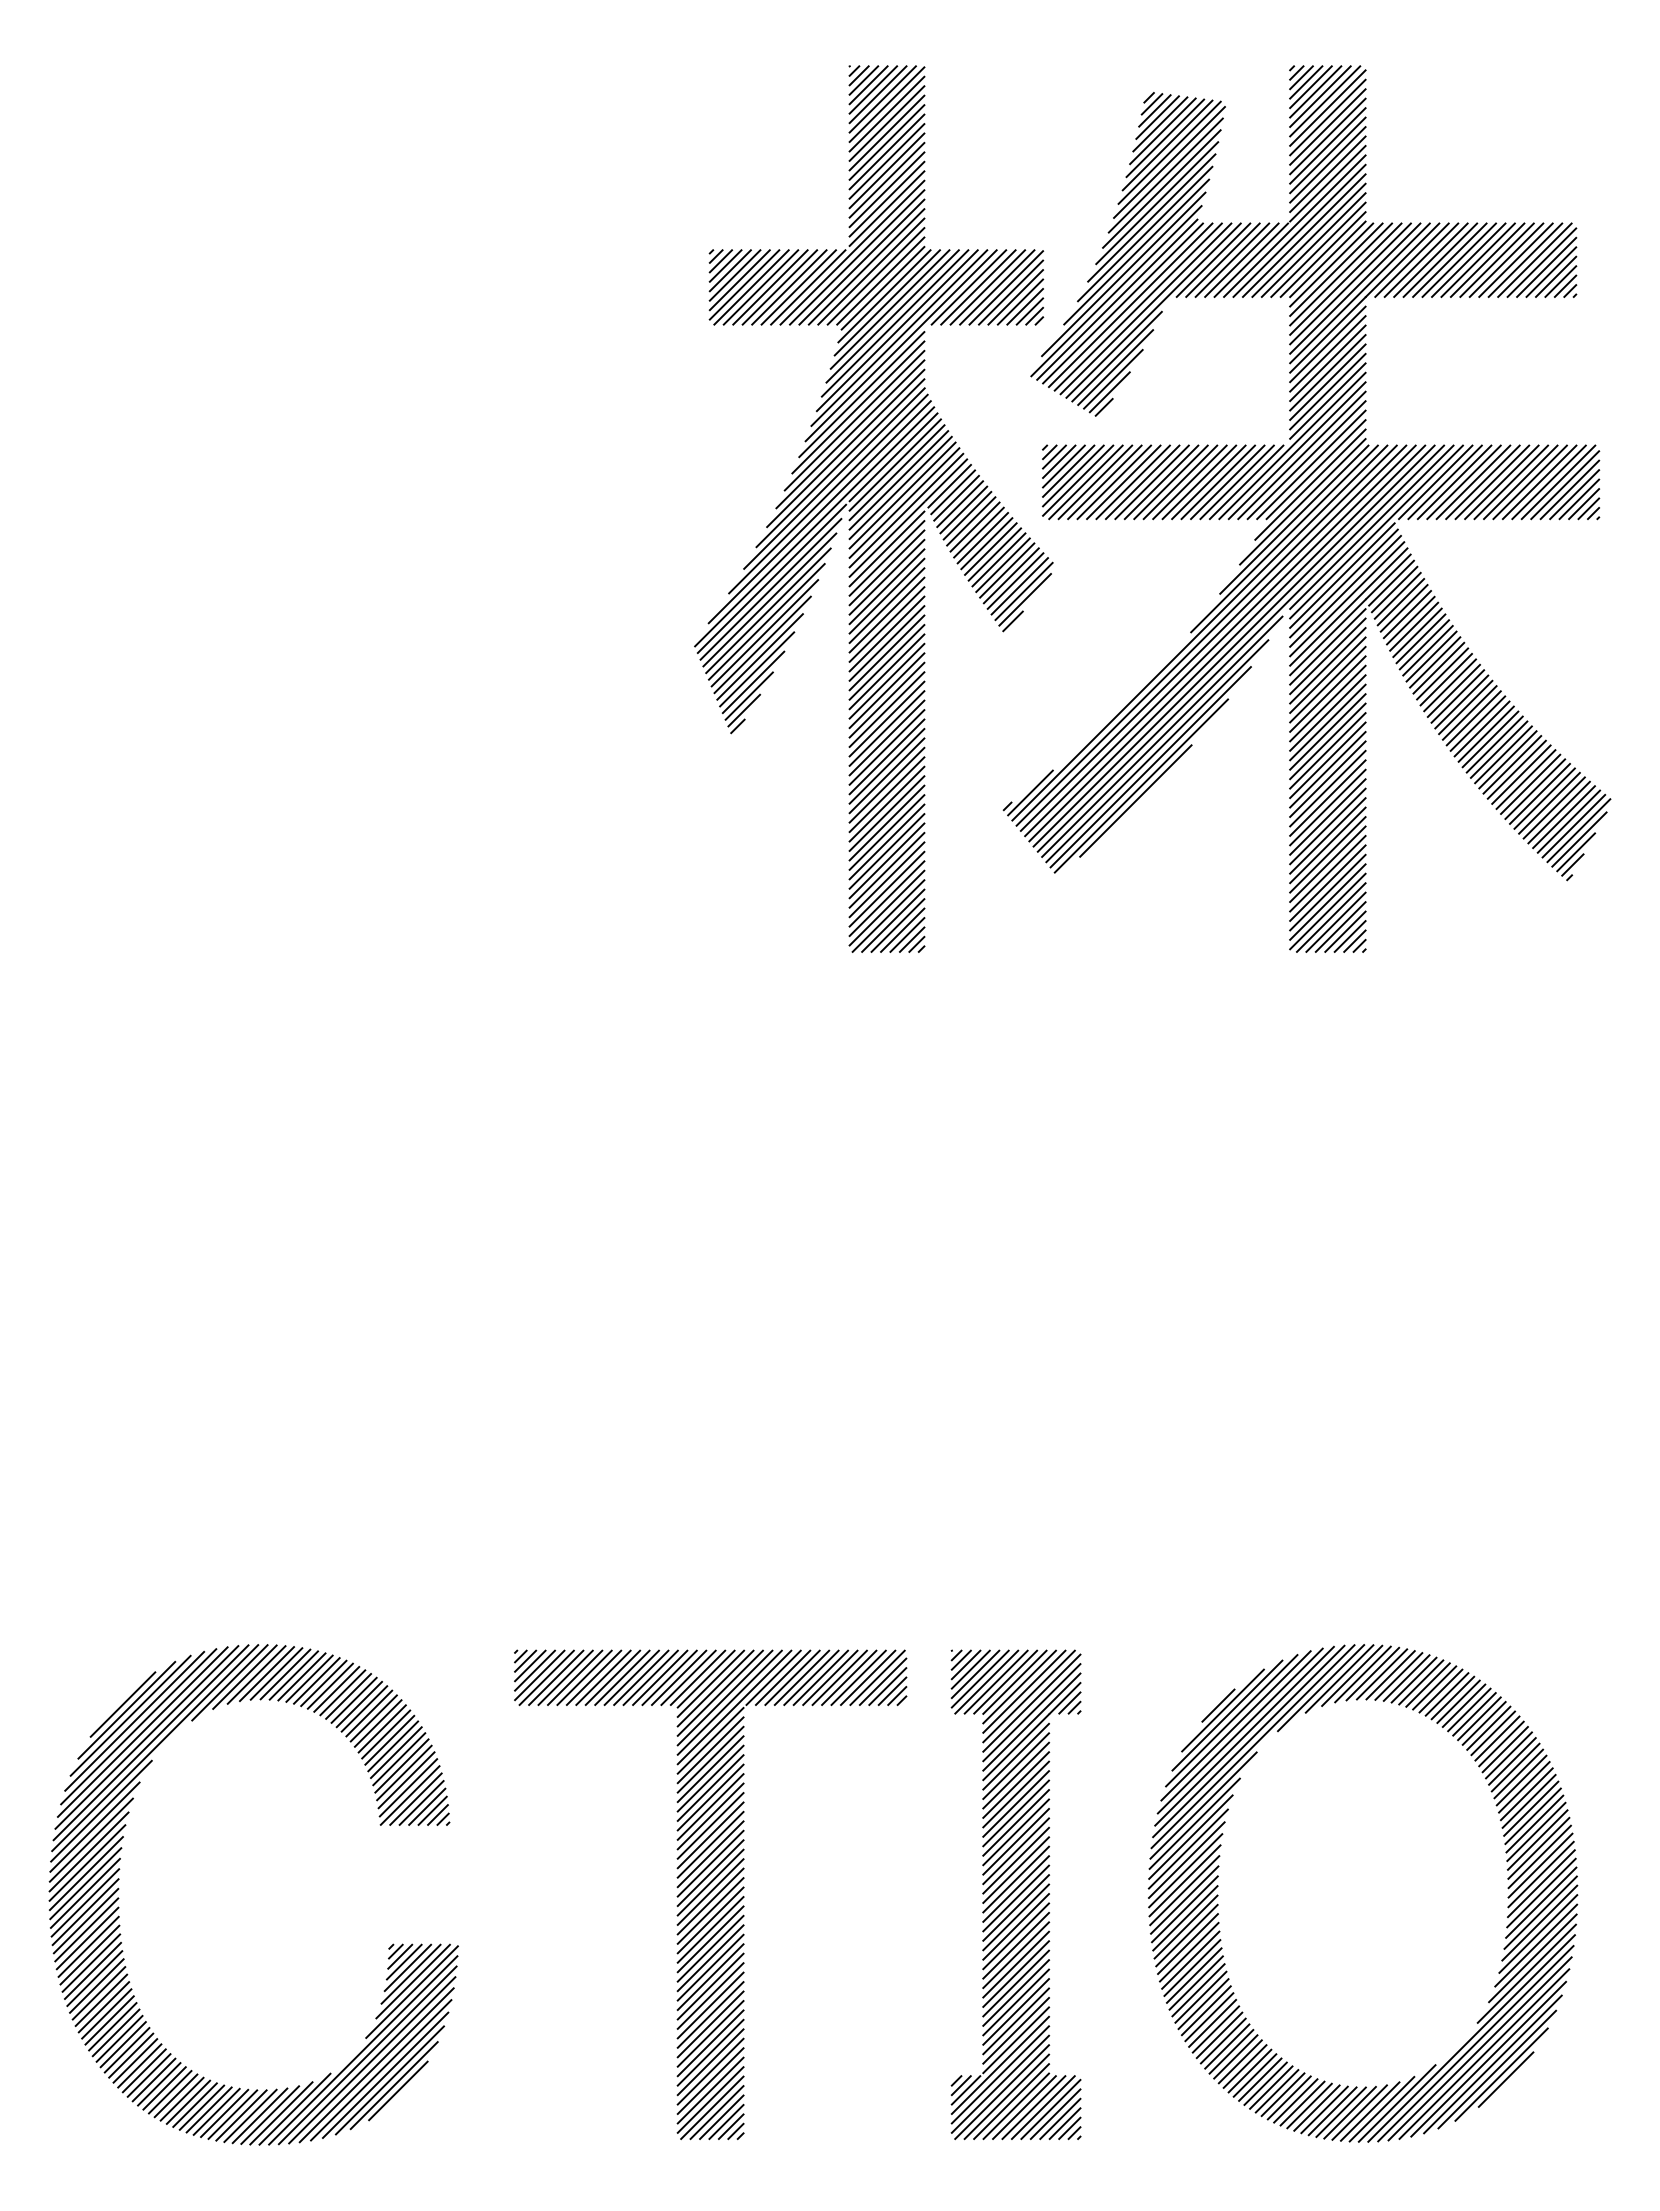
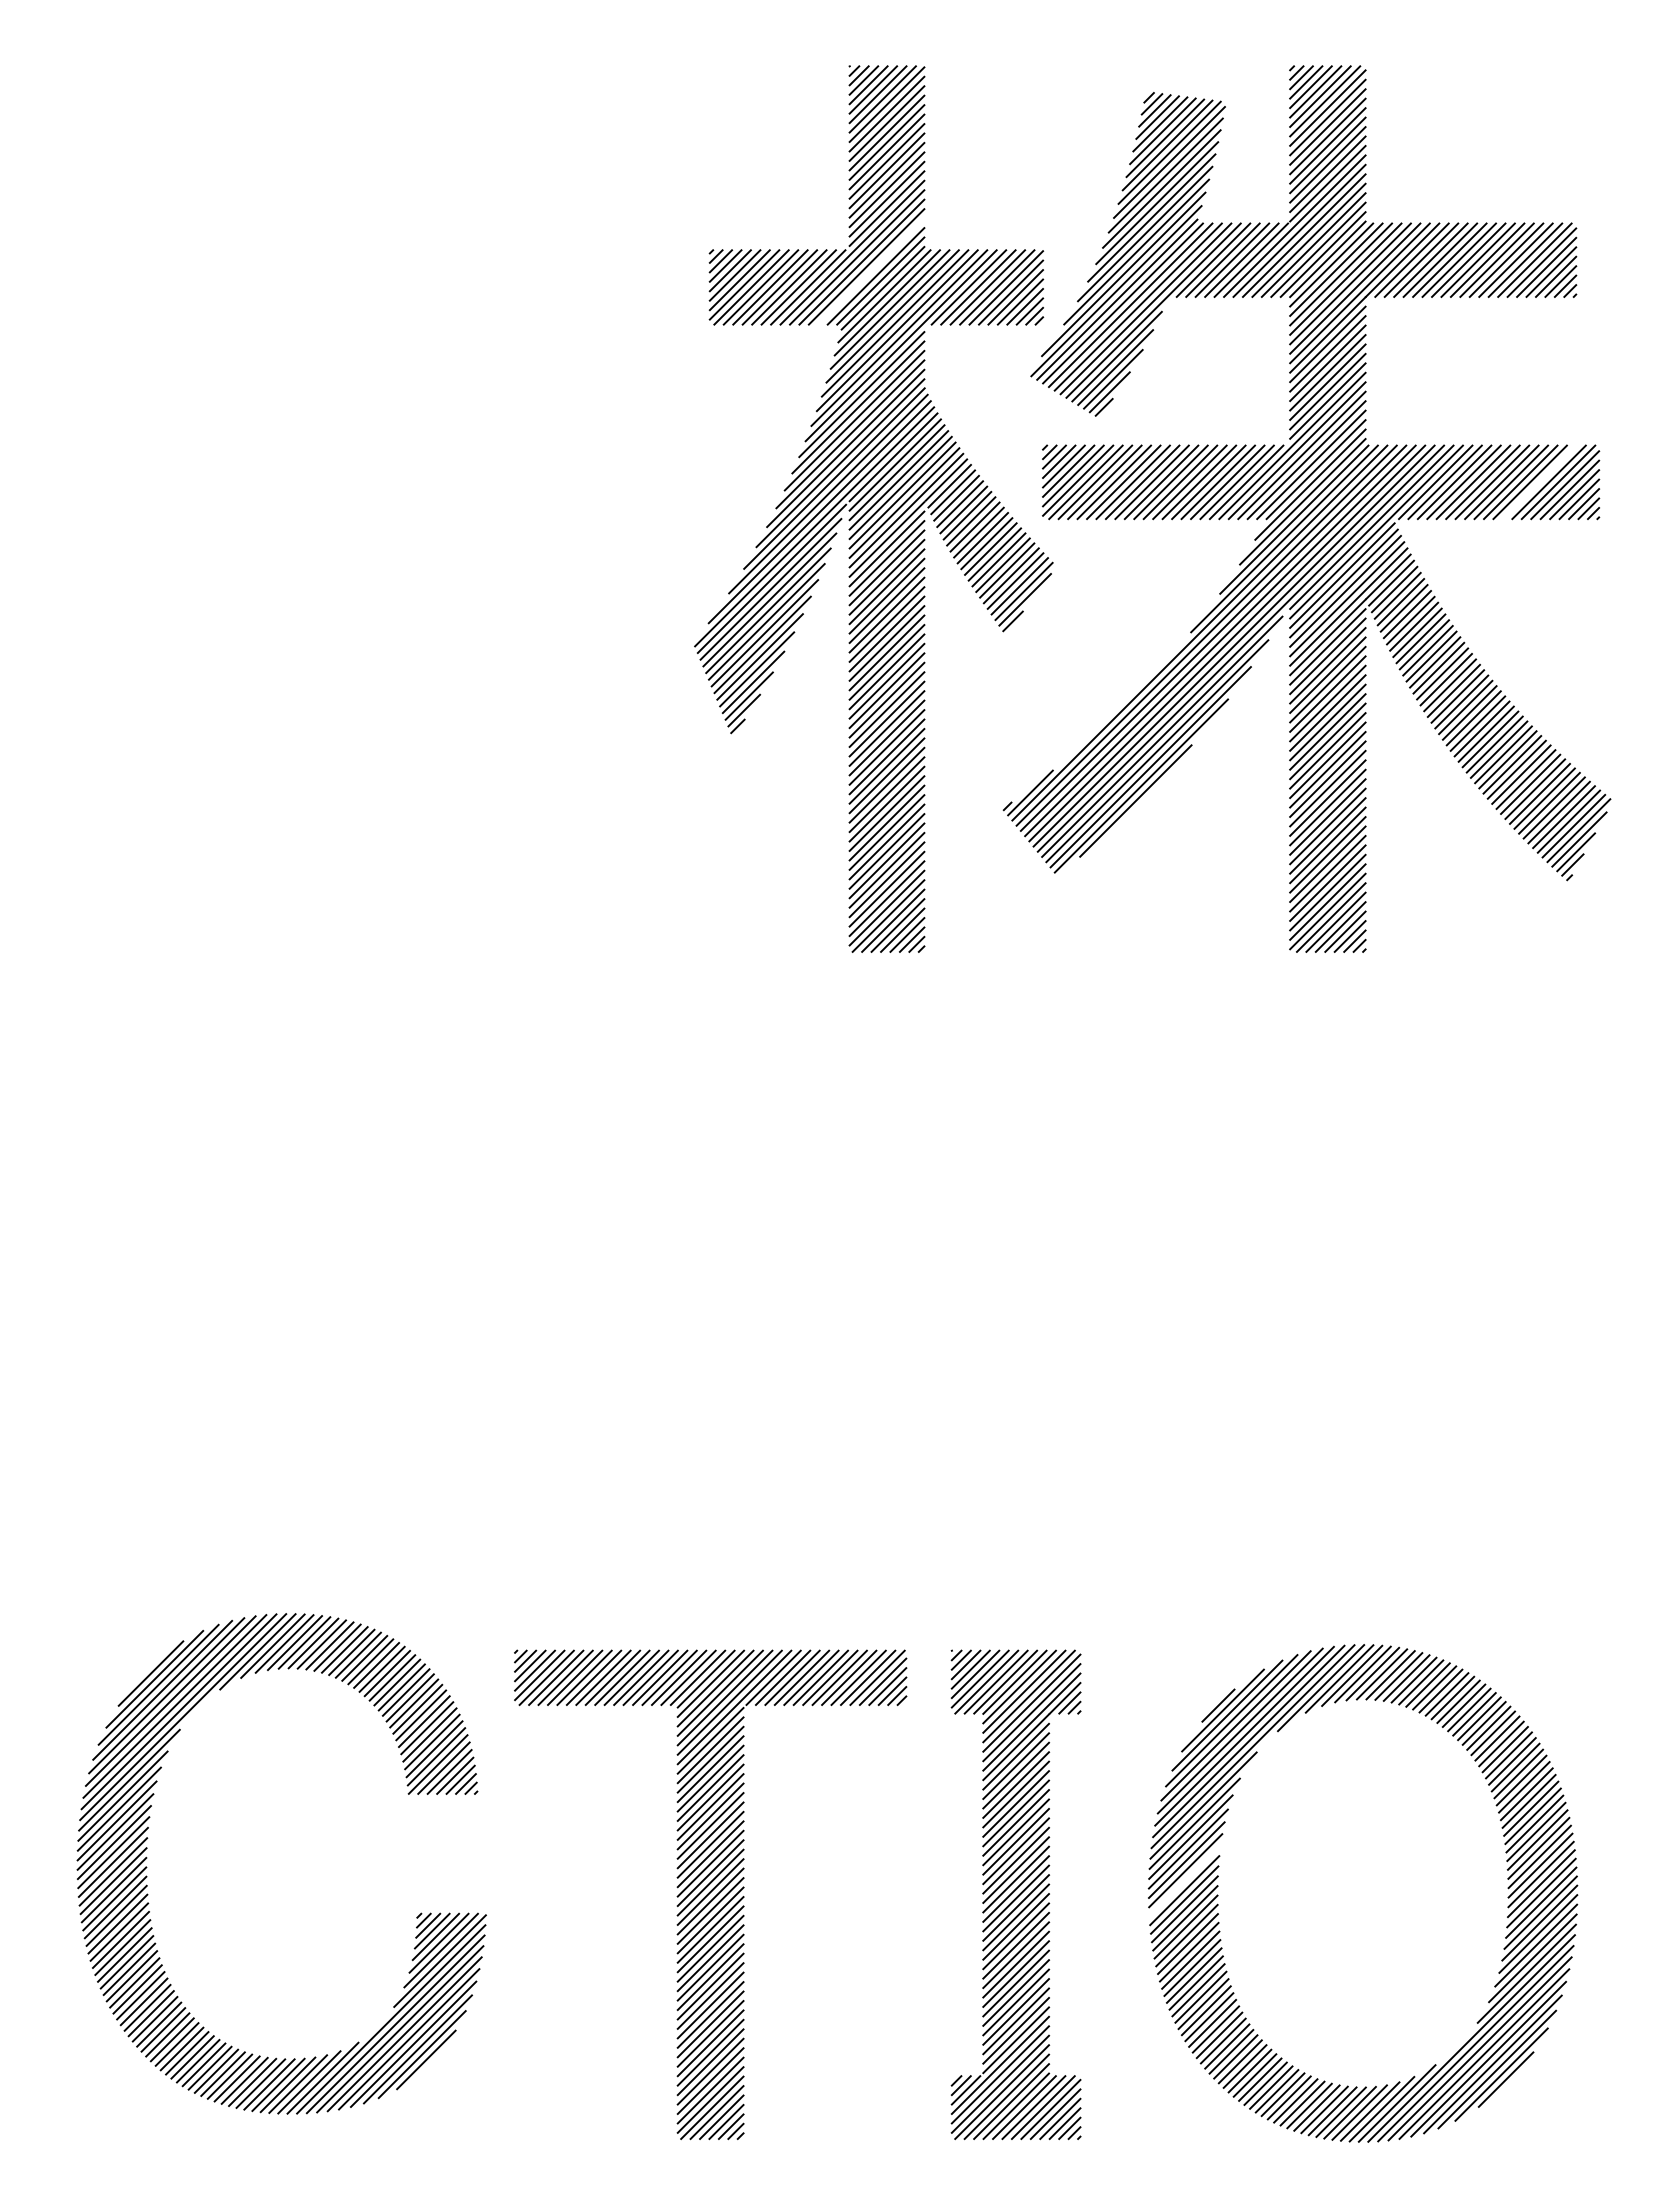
line: present -> none (871, 271)
line: present -> none (1539, 482)
line: present -> none (1184, 1880)
part position: (119, 1898) -> (147, 1867) (147, 1867)
